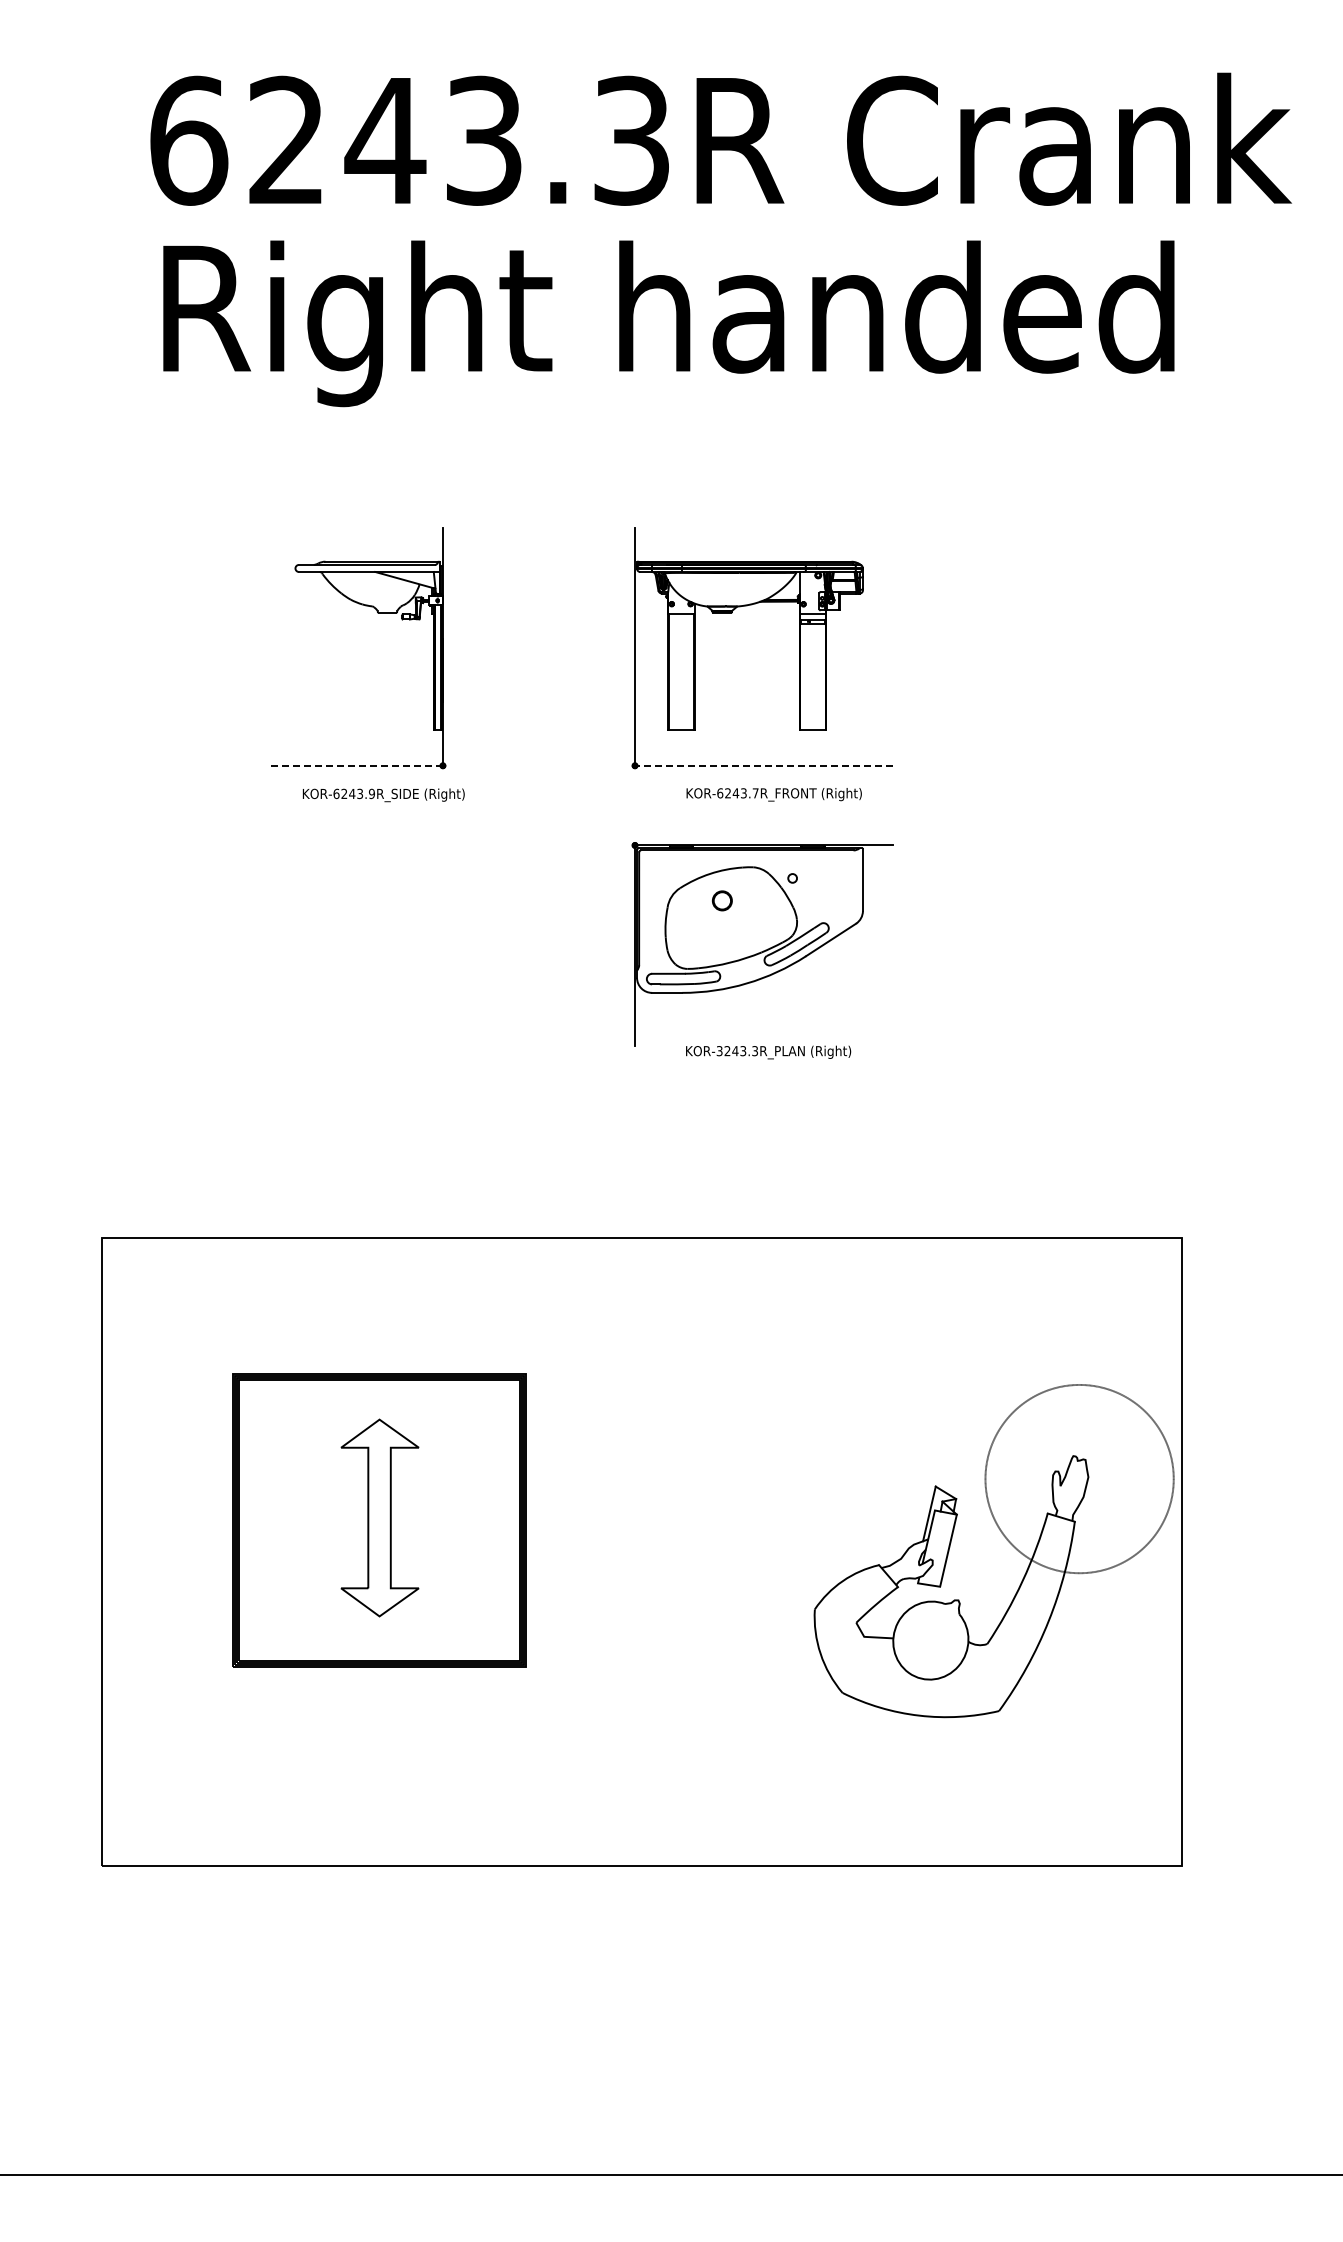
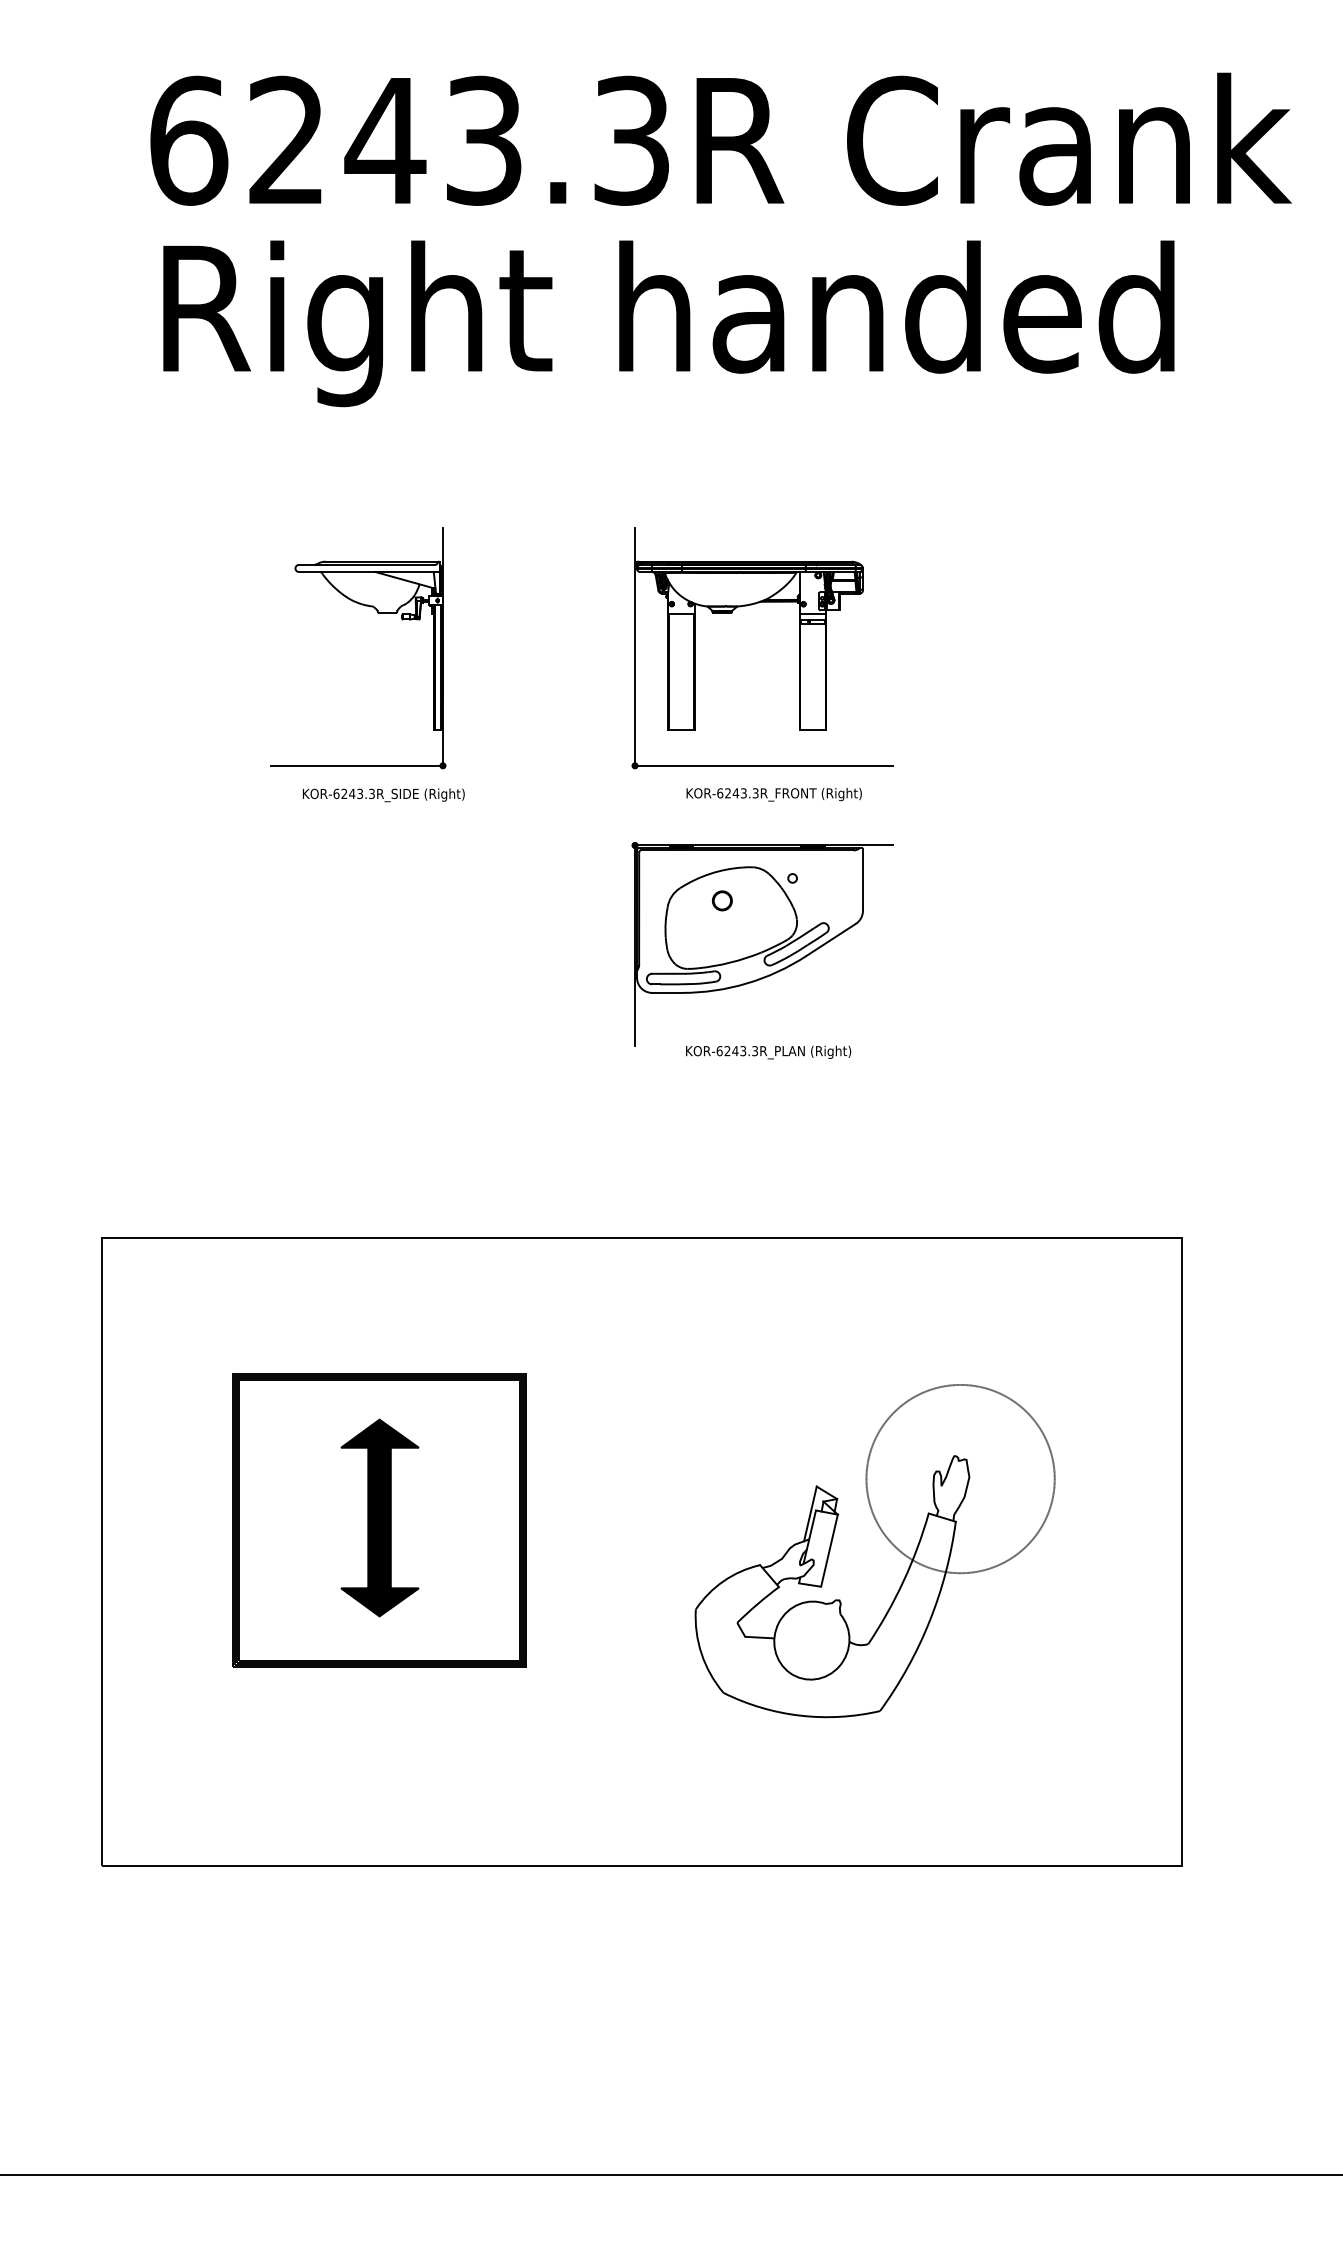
line: dashed -> solid (356, 765)
line: dashed -> solid (763, 765)
text: KOR-6243.9R_SIDE -> KOR-6243.3R_SIDE (371, 793)
text: KOR-6243.7R_FRONT -> KOR-6243.3R_FRONT (755, 793)
text: KOR-3243.3R_PLAN -> KOR-6243.3R_PLAN (719, 1051)
fill: none -> present (379, 1517)
part position: (1008, 1542) -> (889, 1542) (889, 1542)
